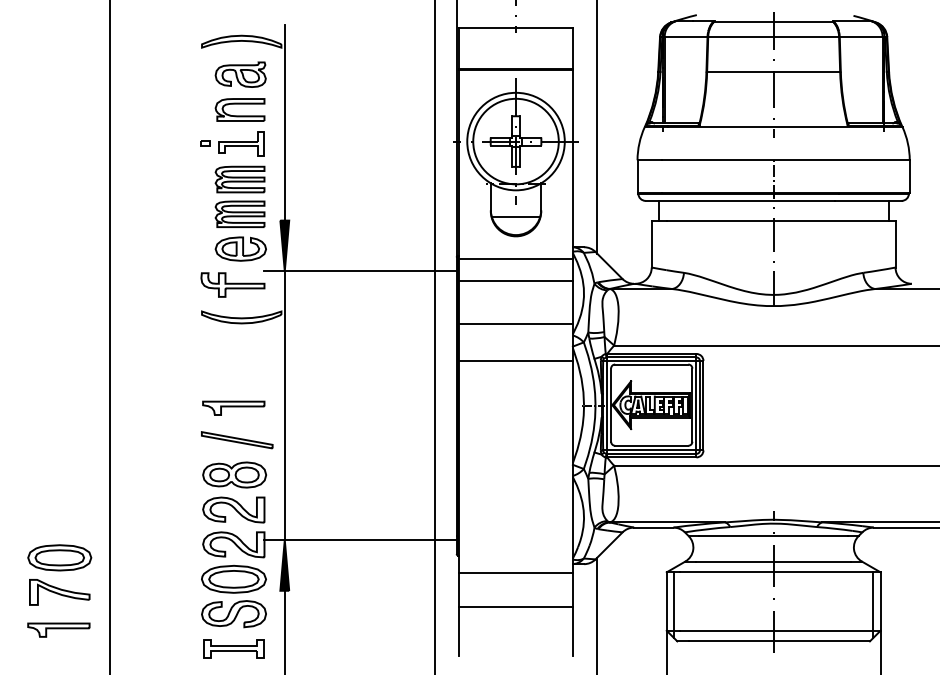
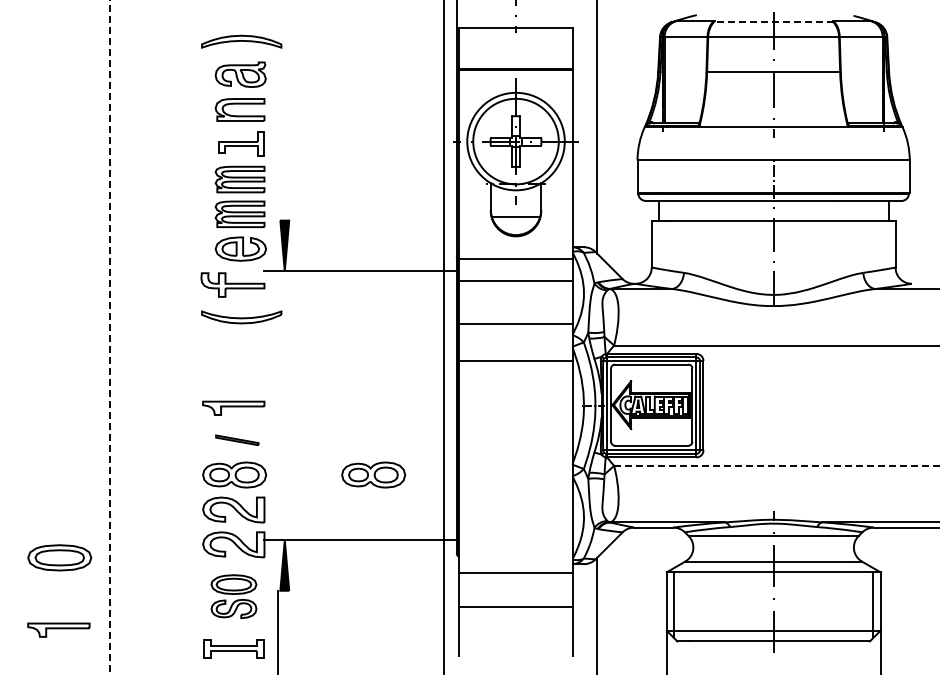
line: solid -> dashed (773, 22)
line: present -> none (284, 122)
part: present -> none (205, 143)
line position: (434, 336) -> (443, 336) (443, 336)
line: solid -> dashed (109, 337)
line: present -> none (284, 405)
part size: 73x19 px -> 45x12 px (237, 439)
line: solid -> dashed (776, 465)
part: none -> present (373, 474)
part: present -> none (59, 592)
part size: 66x64 px -> 48x46 px (233, 596)
line position: (284, 630) -> (277, 630) (277, 630)
